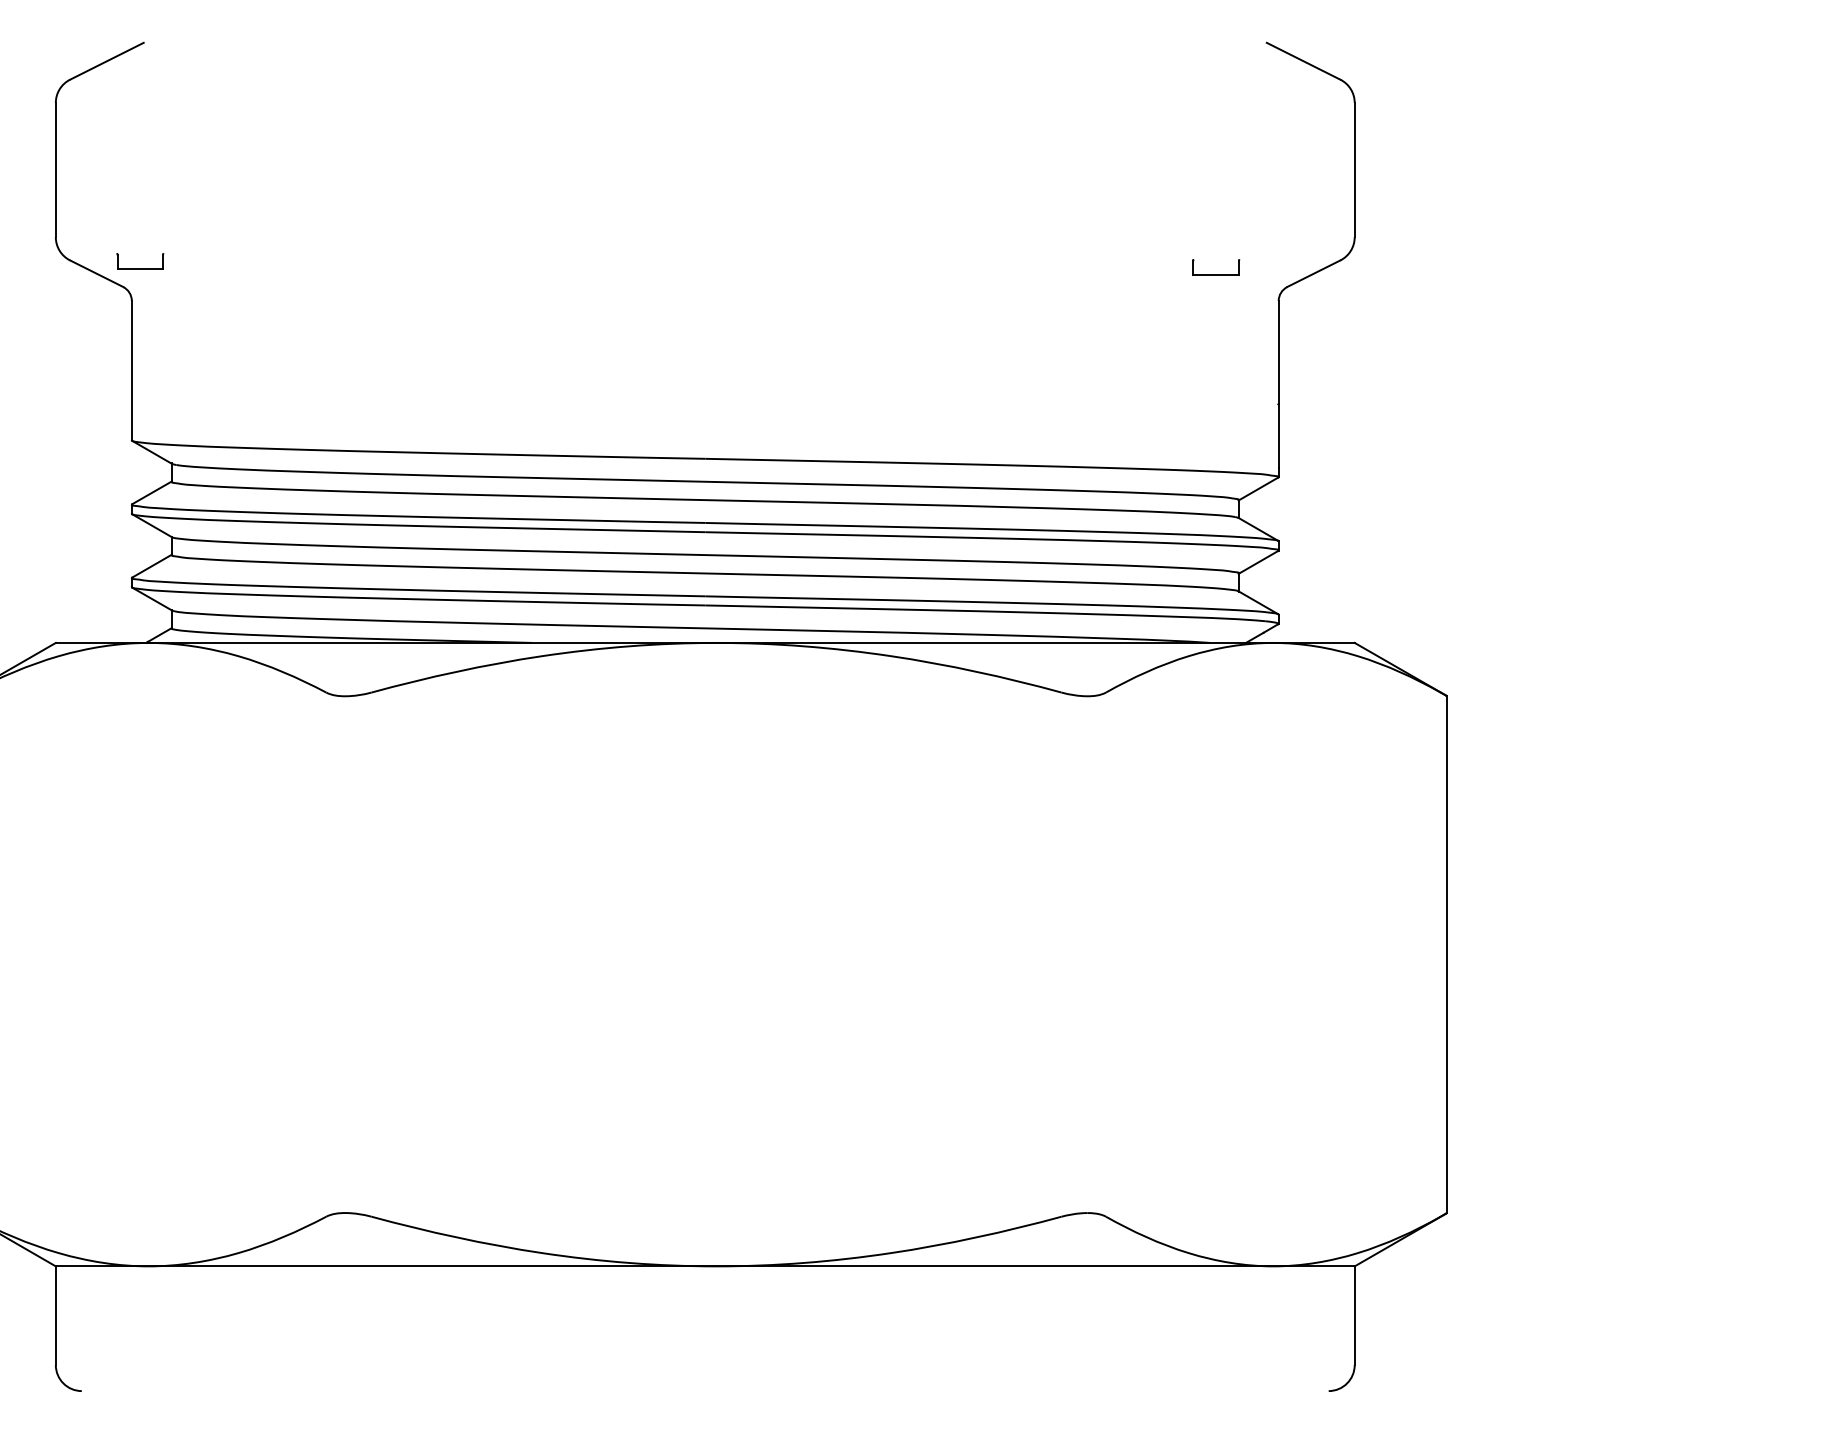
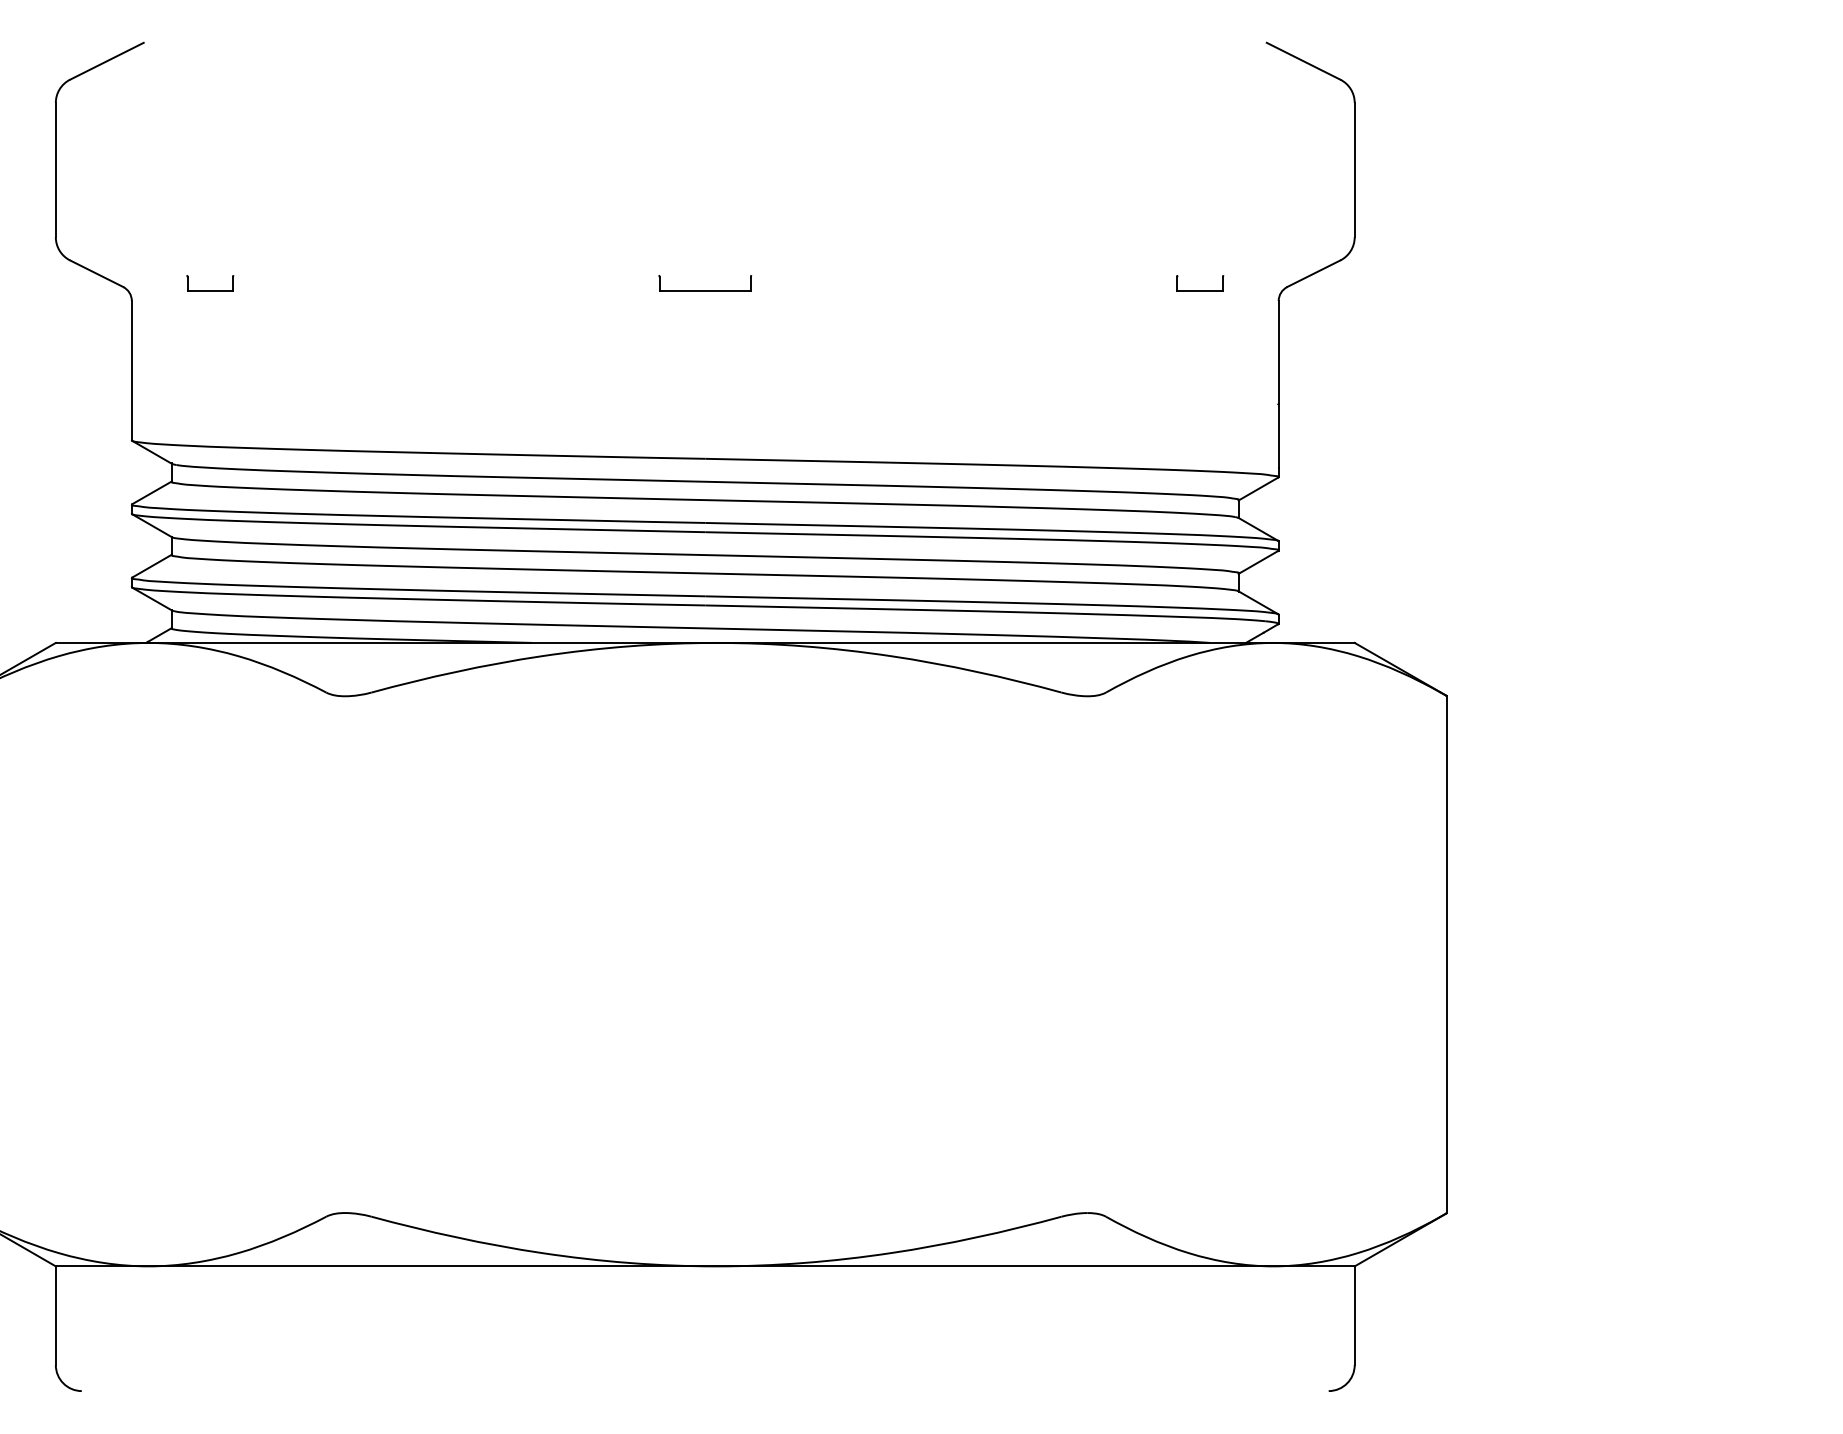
part position: (140, 268) -> (210, 290) (210, 290)
part position: (1216, 274) -> (1200, 290) (1200, 290)
part: none -> present (705, 290)
